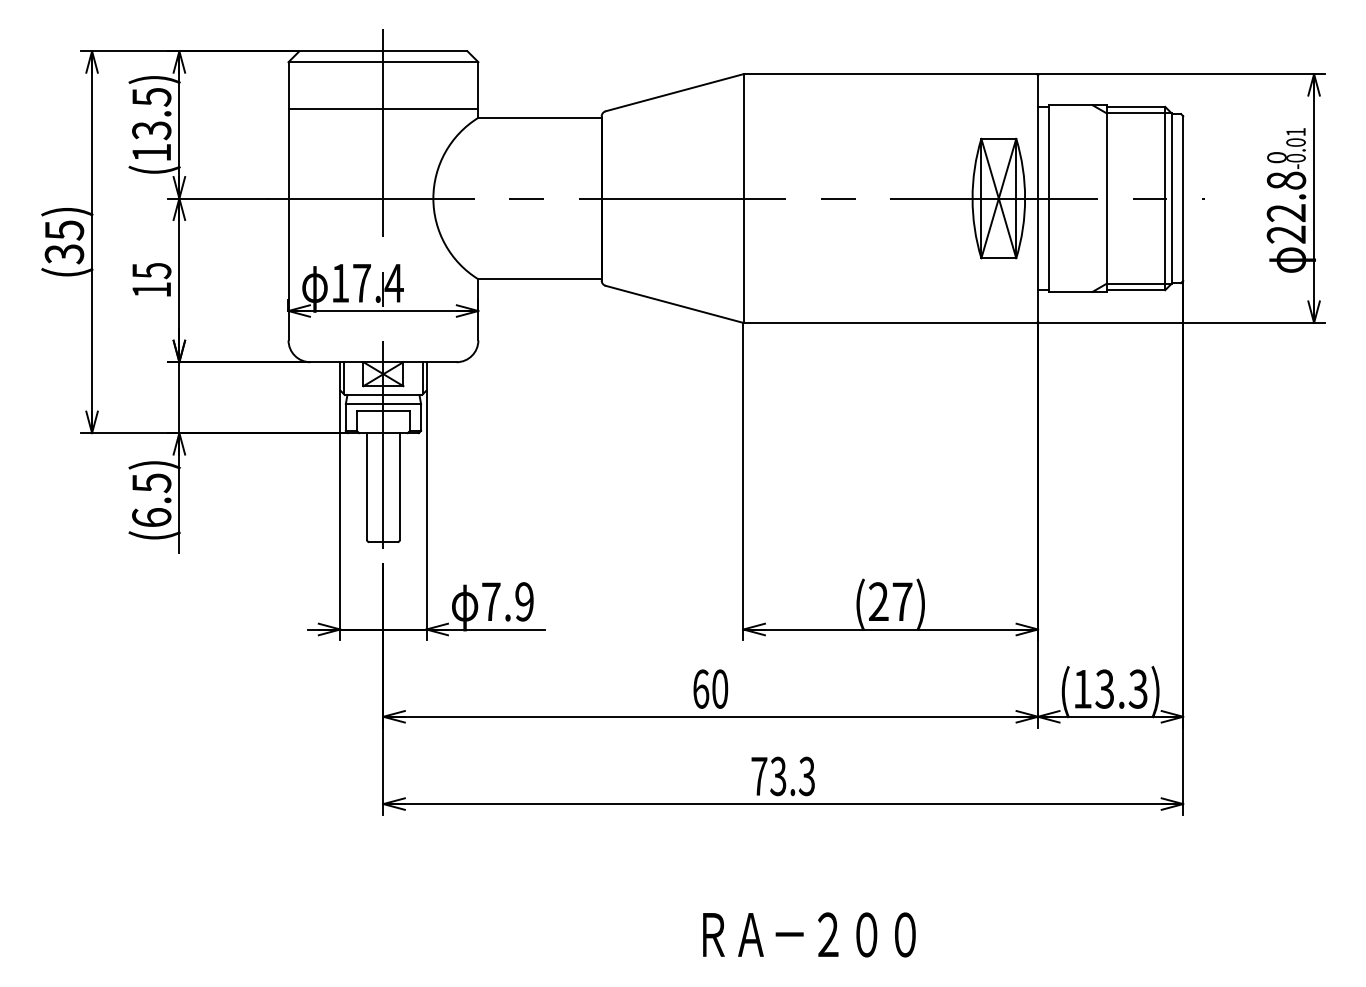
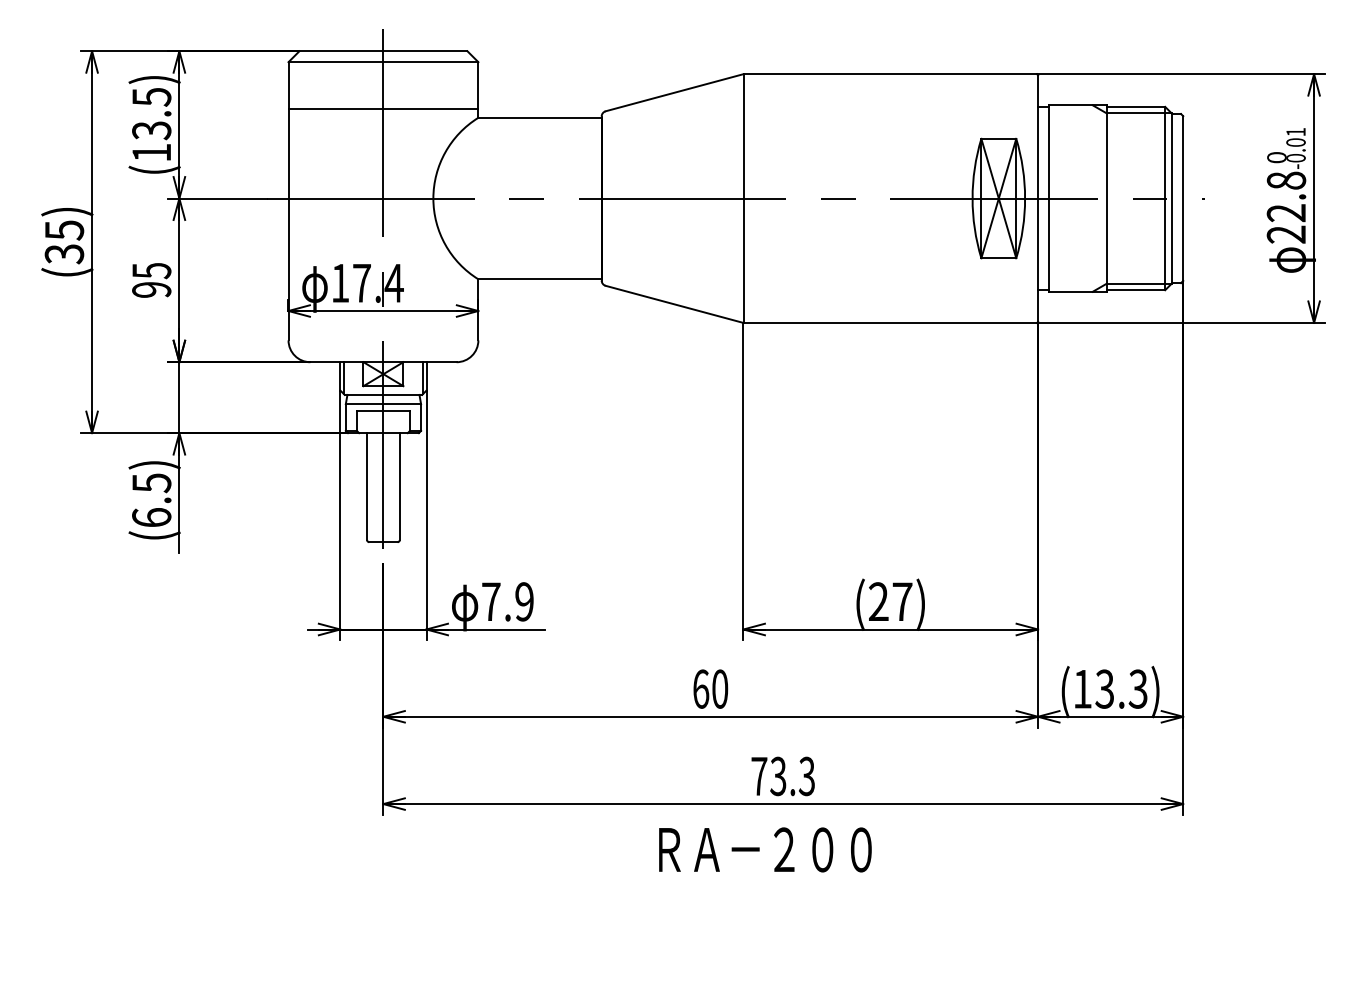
text: 15 -> 95 (151, 289)
text position: (809, 934) -> (765, 849) (765, 849)
